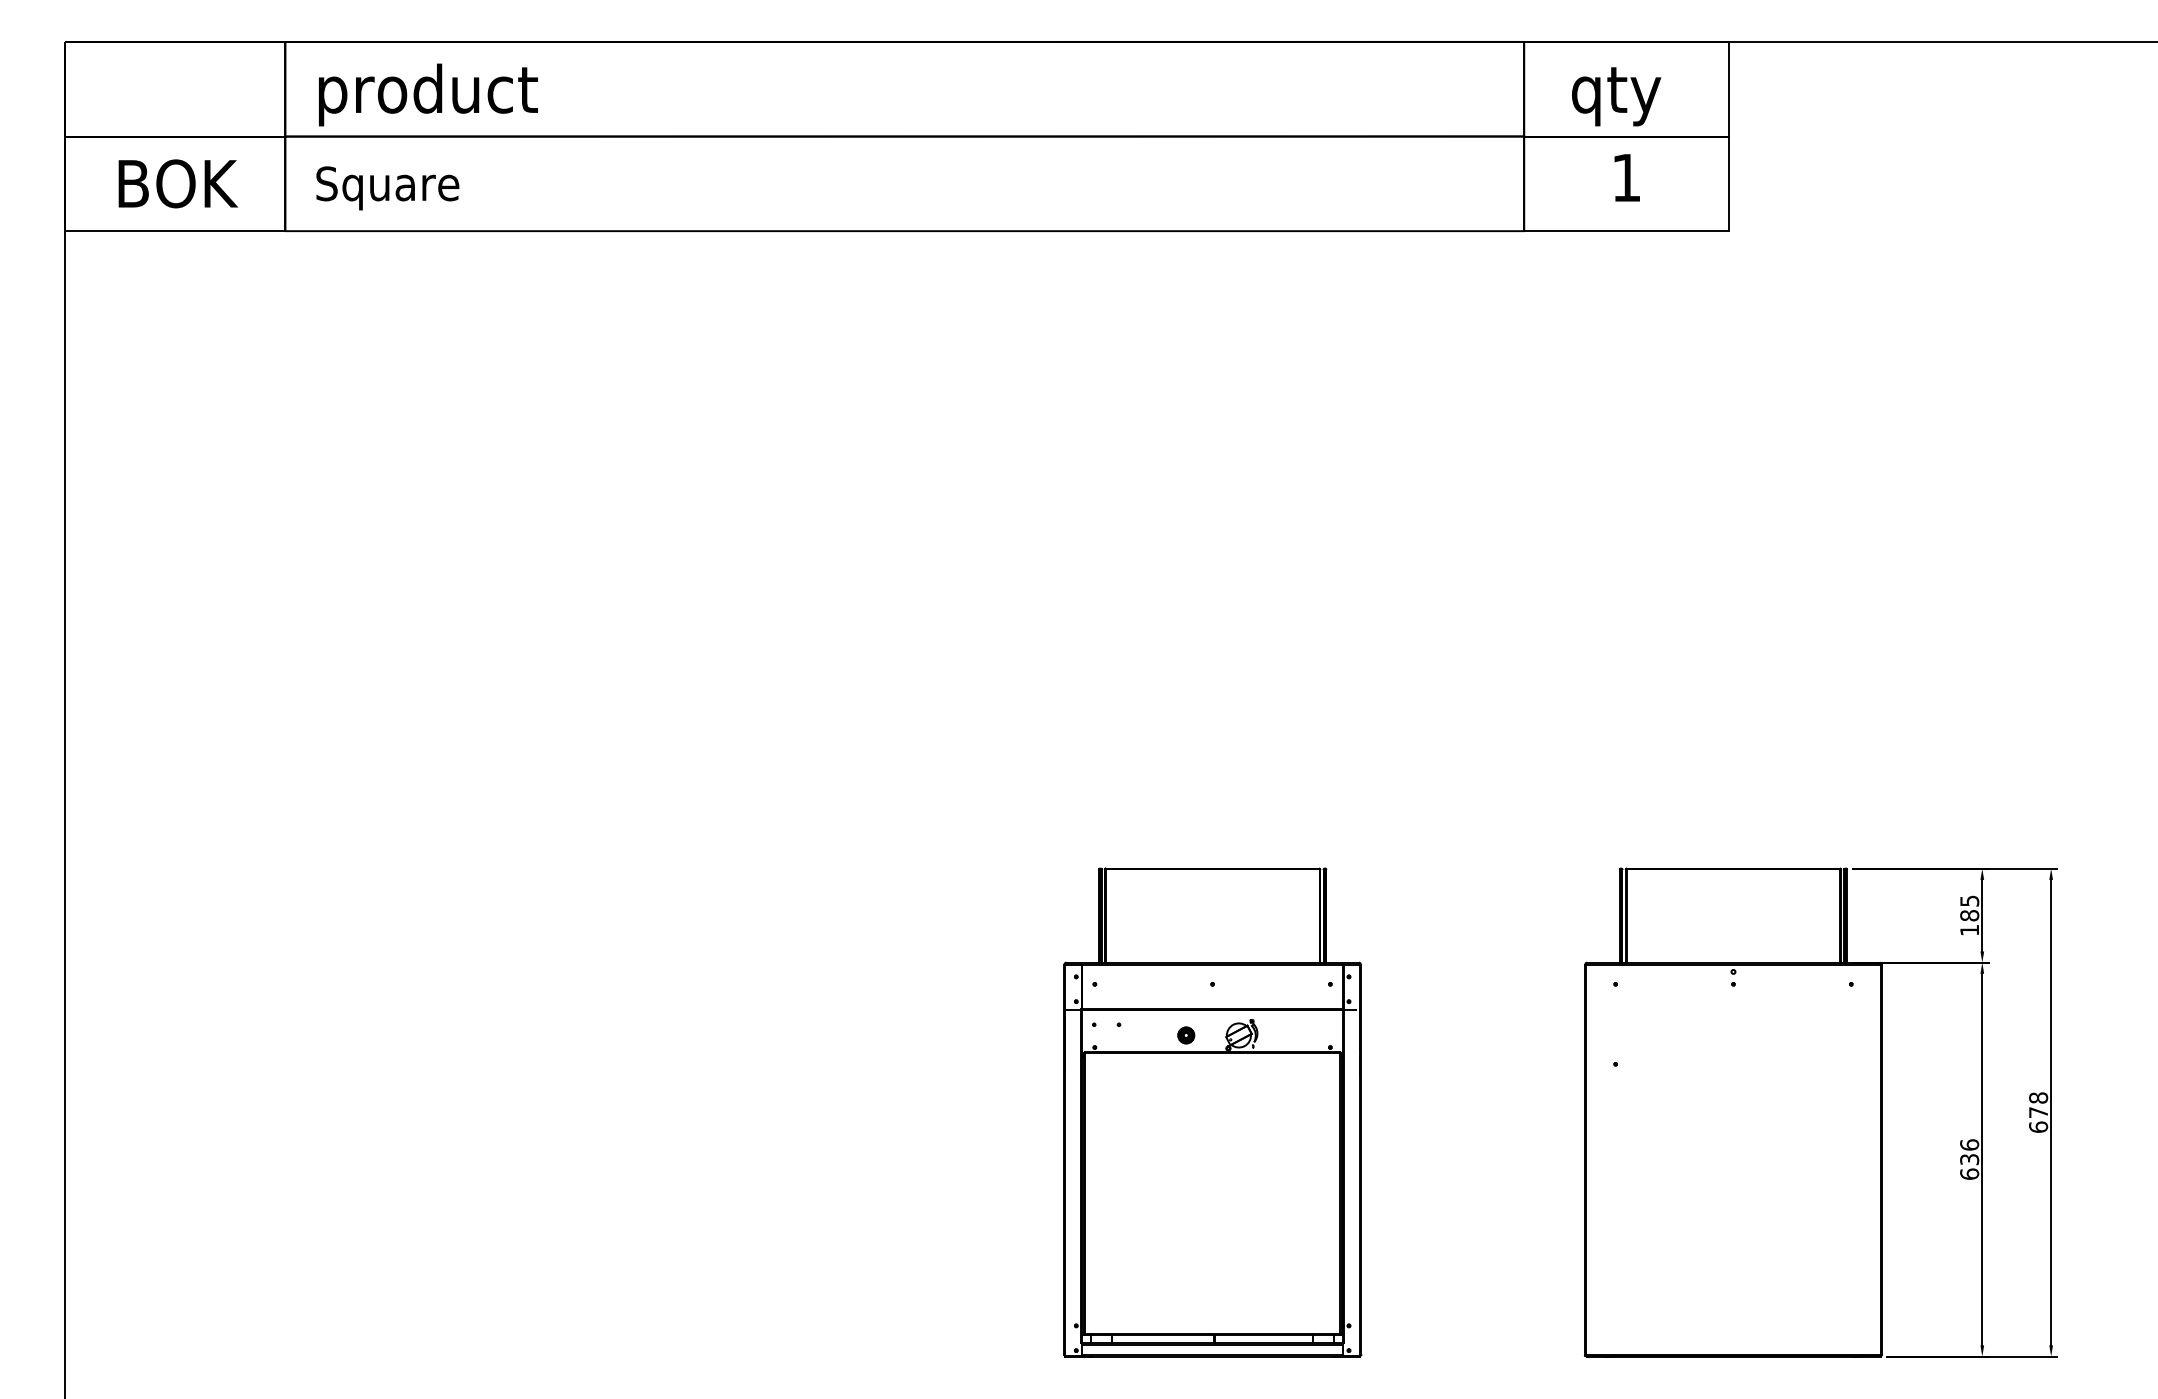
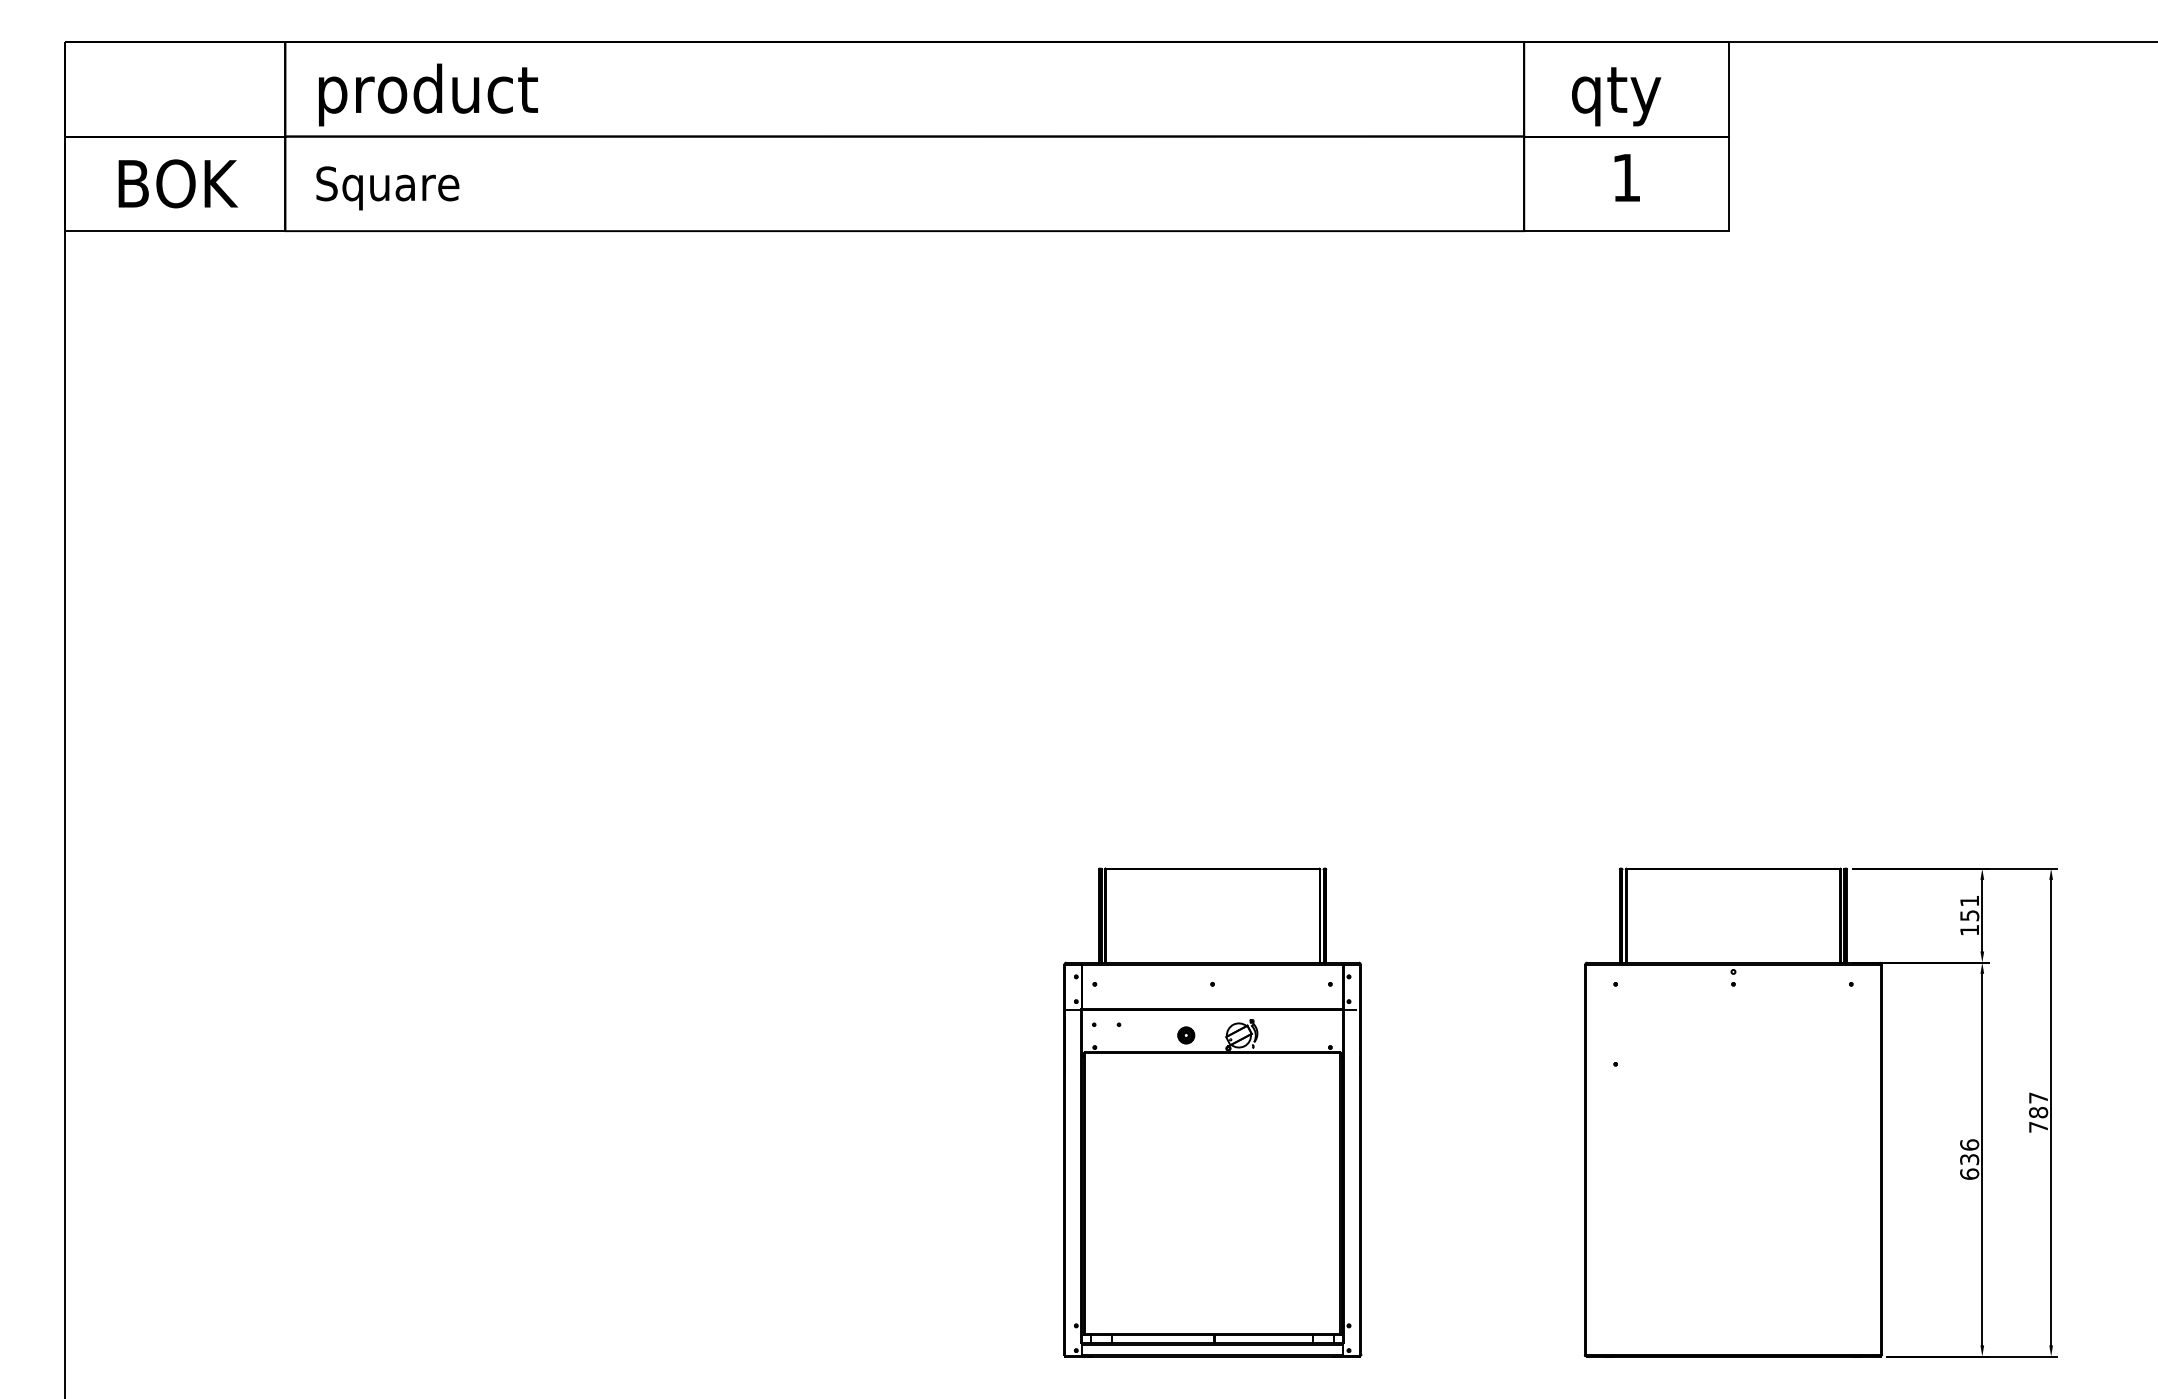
text: 185 -> 151 (1969, 908)
text: 678 -> 787 (2038, 1112)
